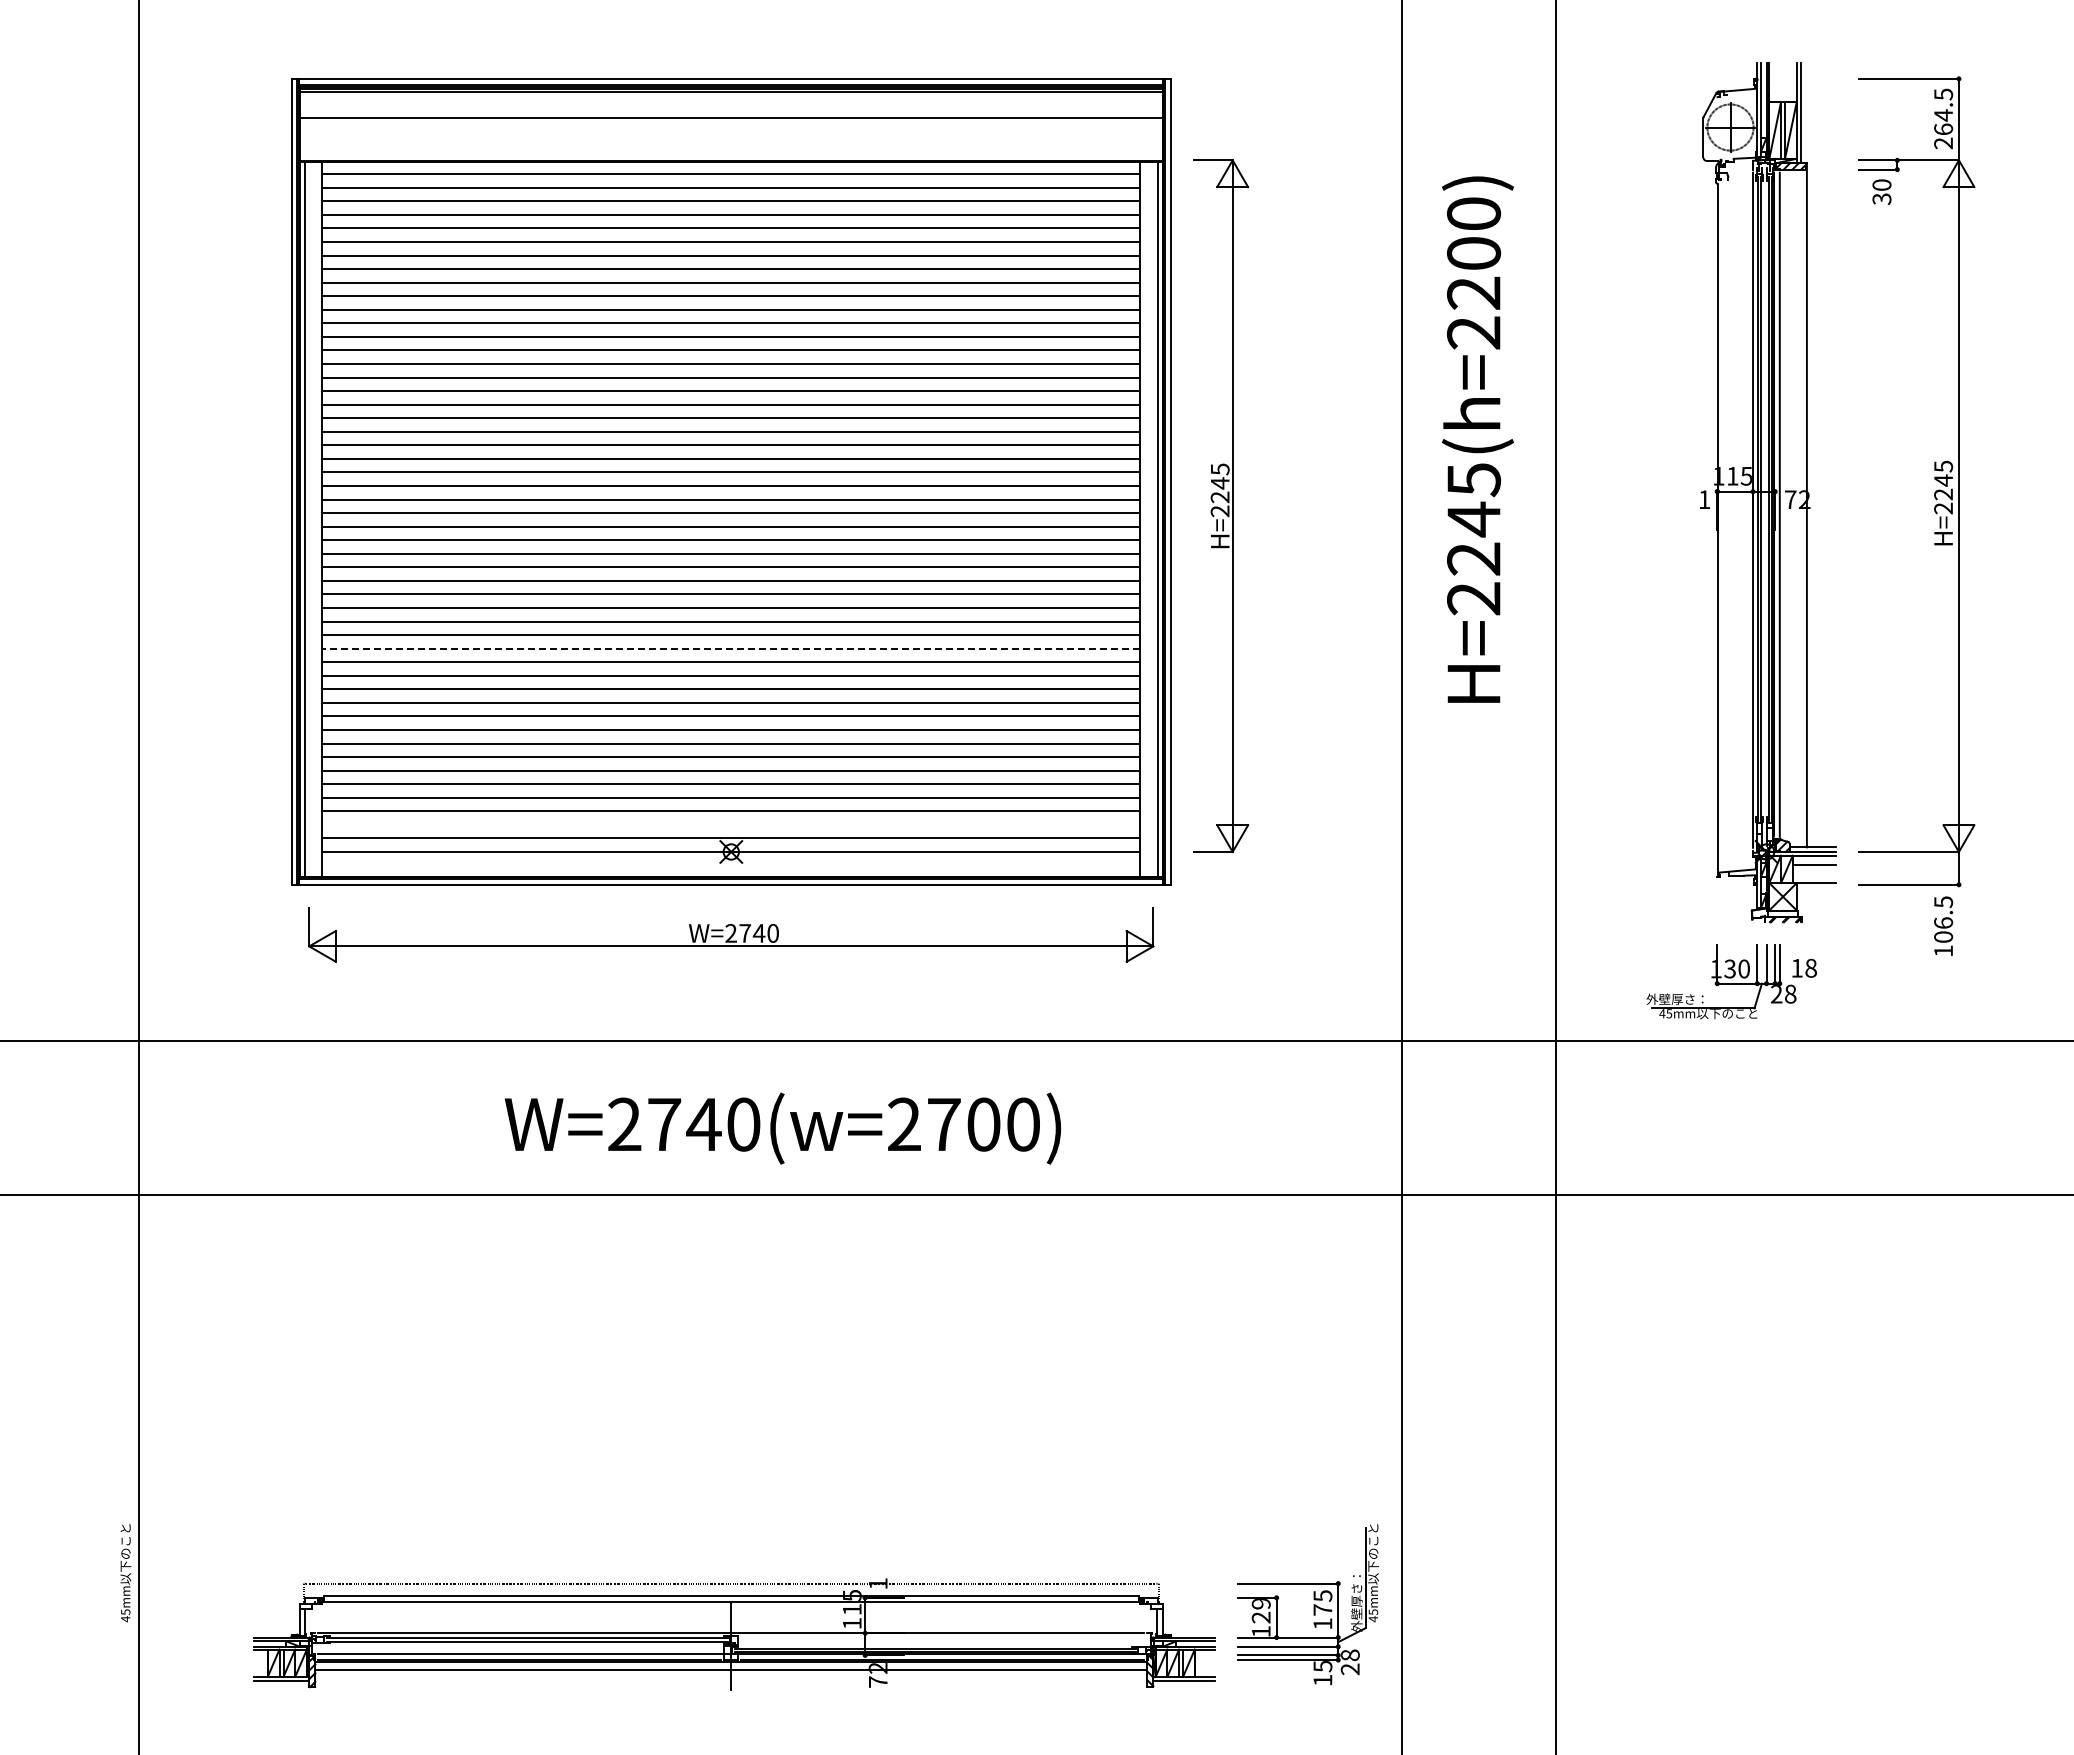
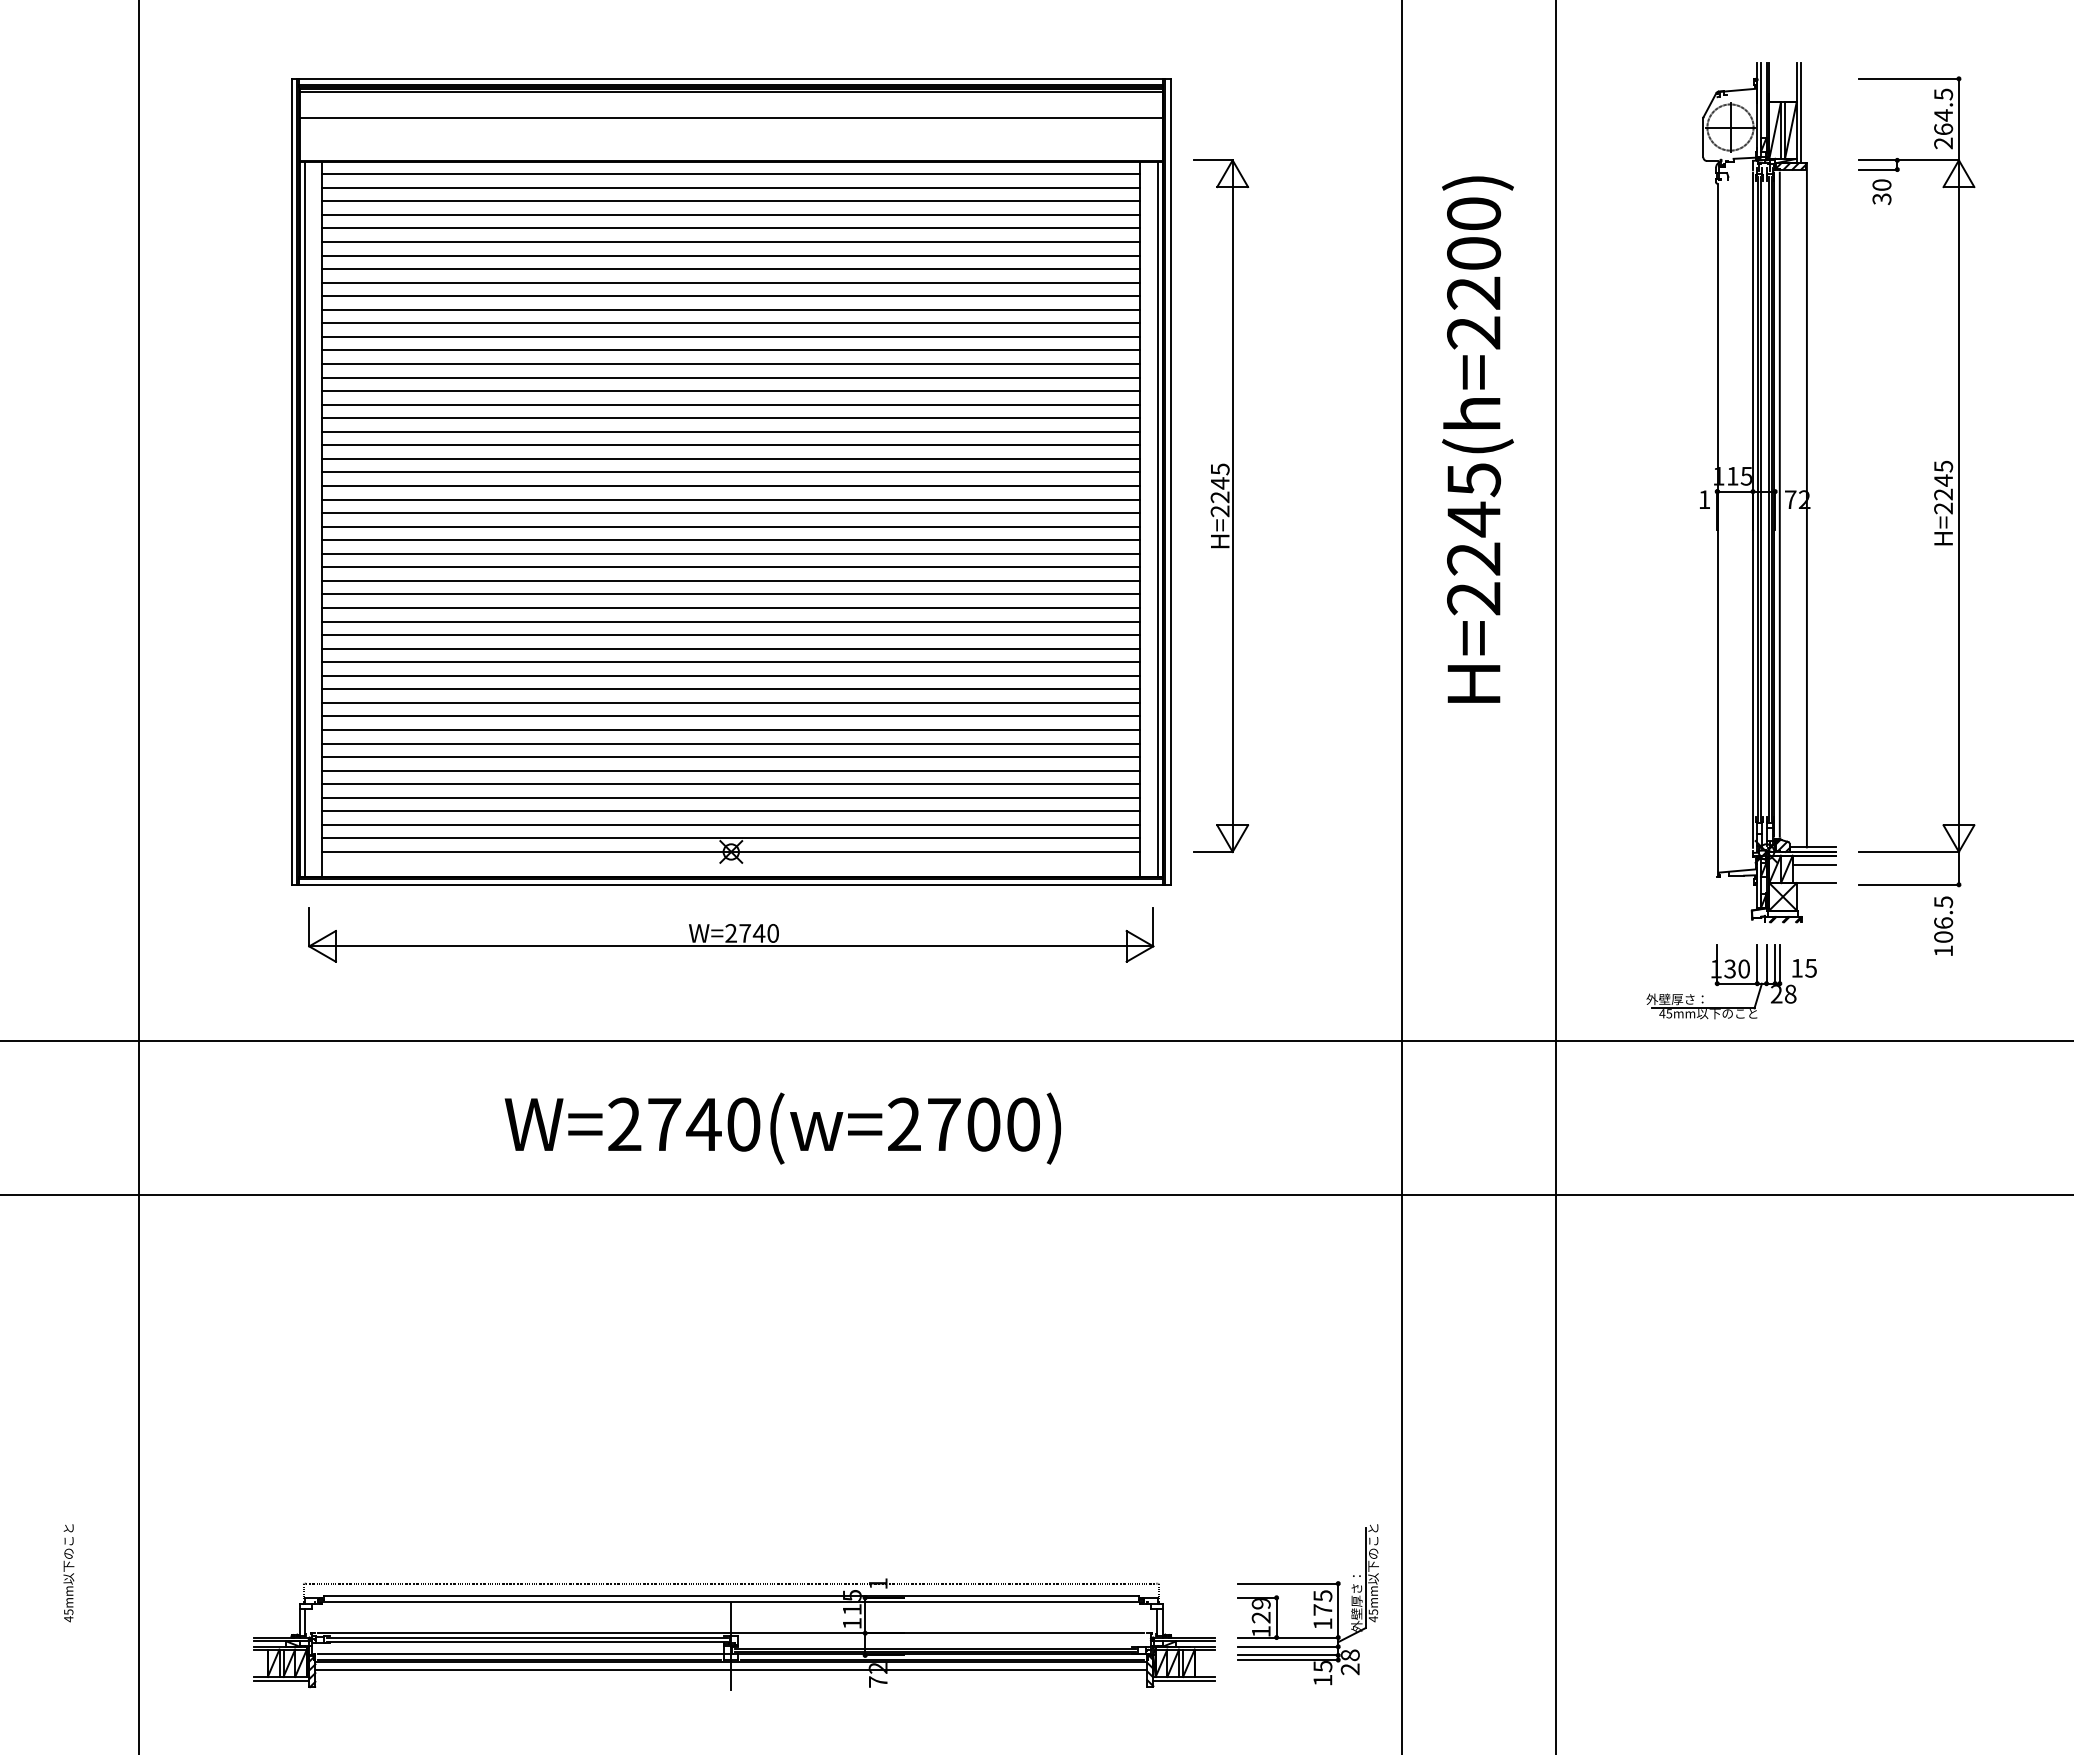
line: dashed -> solid (730, 648)
line: none -> present (731, 824)
text: 18 -> 15 (1810, 967)
text position: (125, 1573) -> (68, 1573) (68, 1573)
